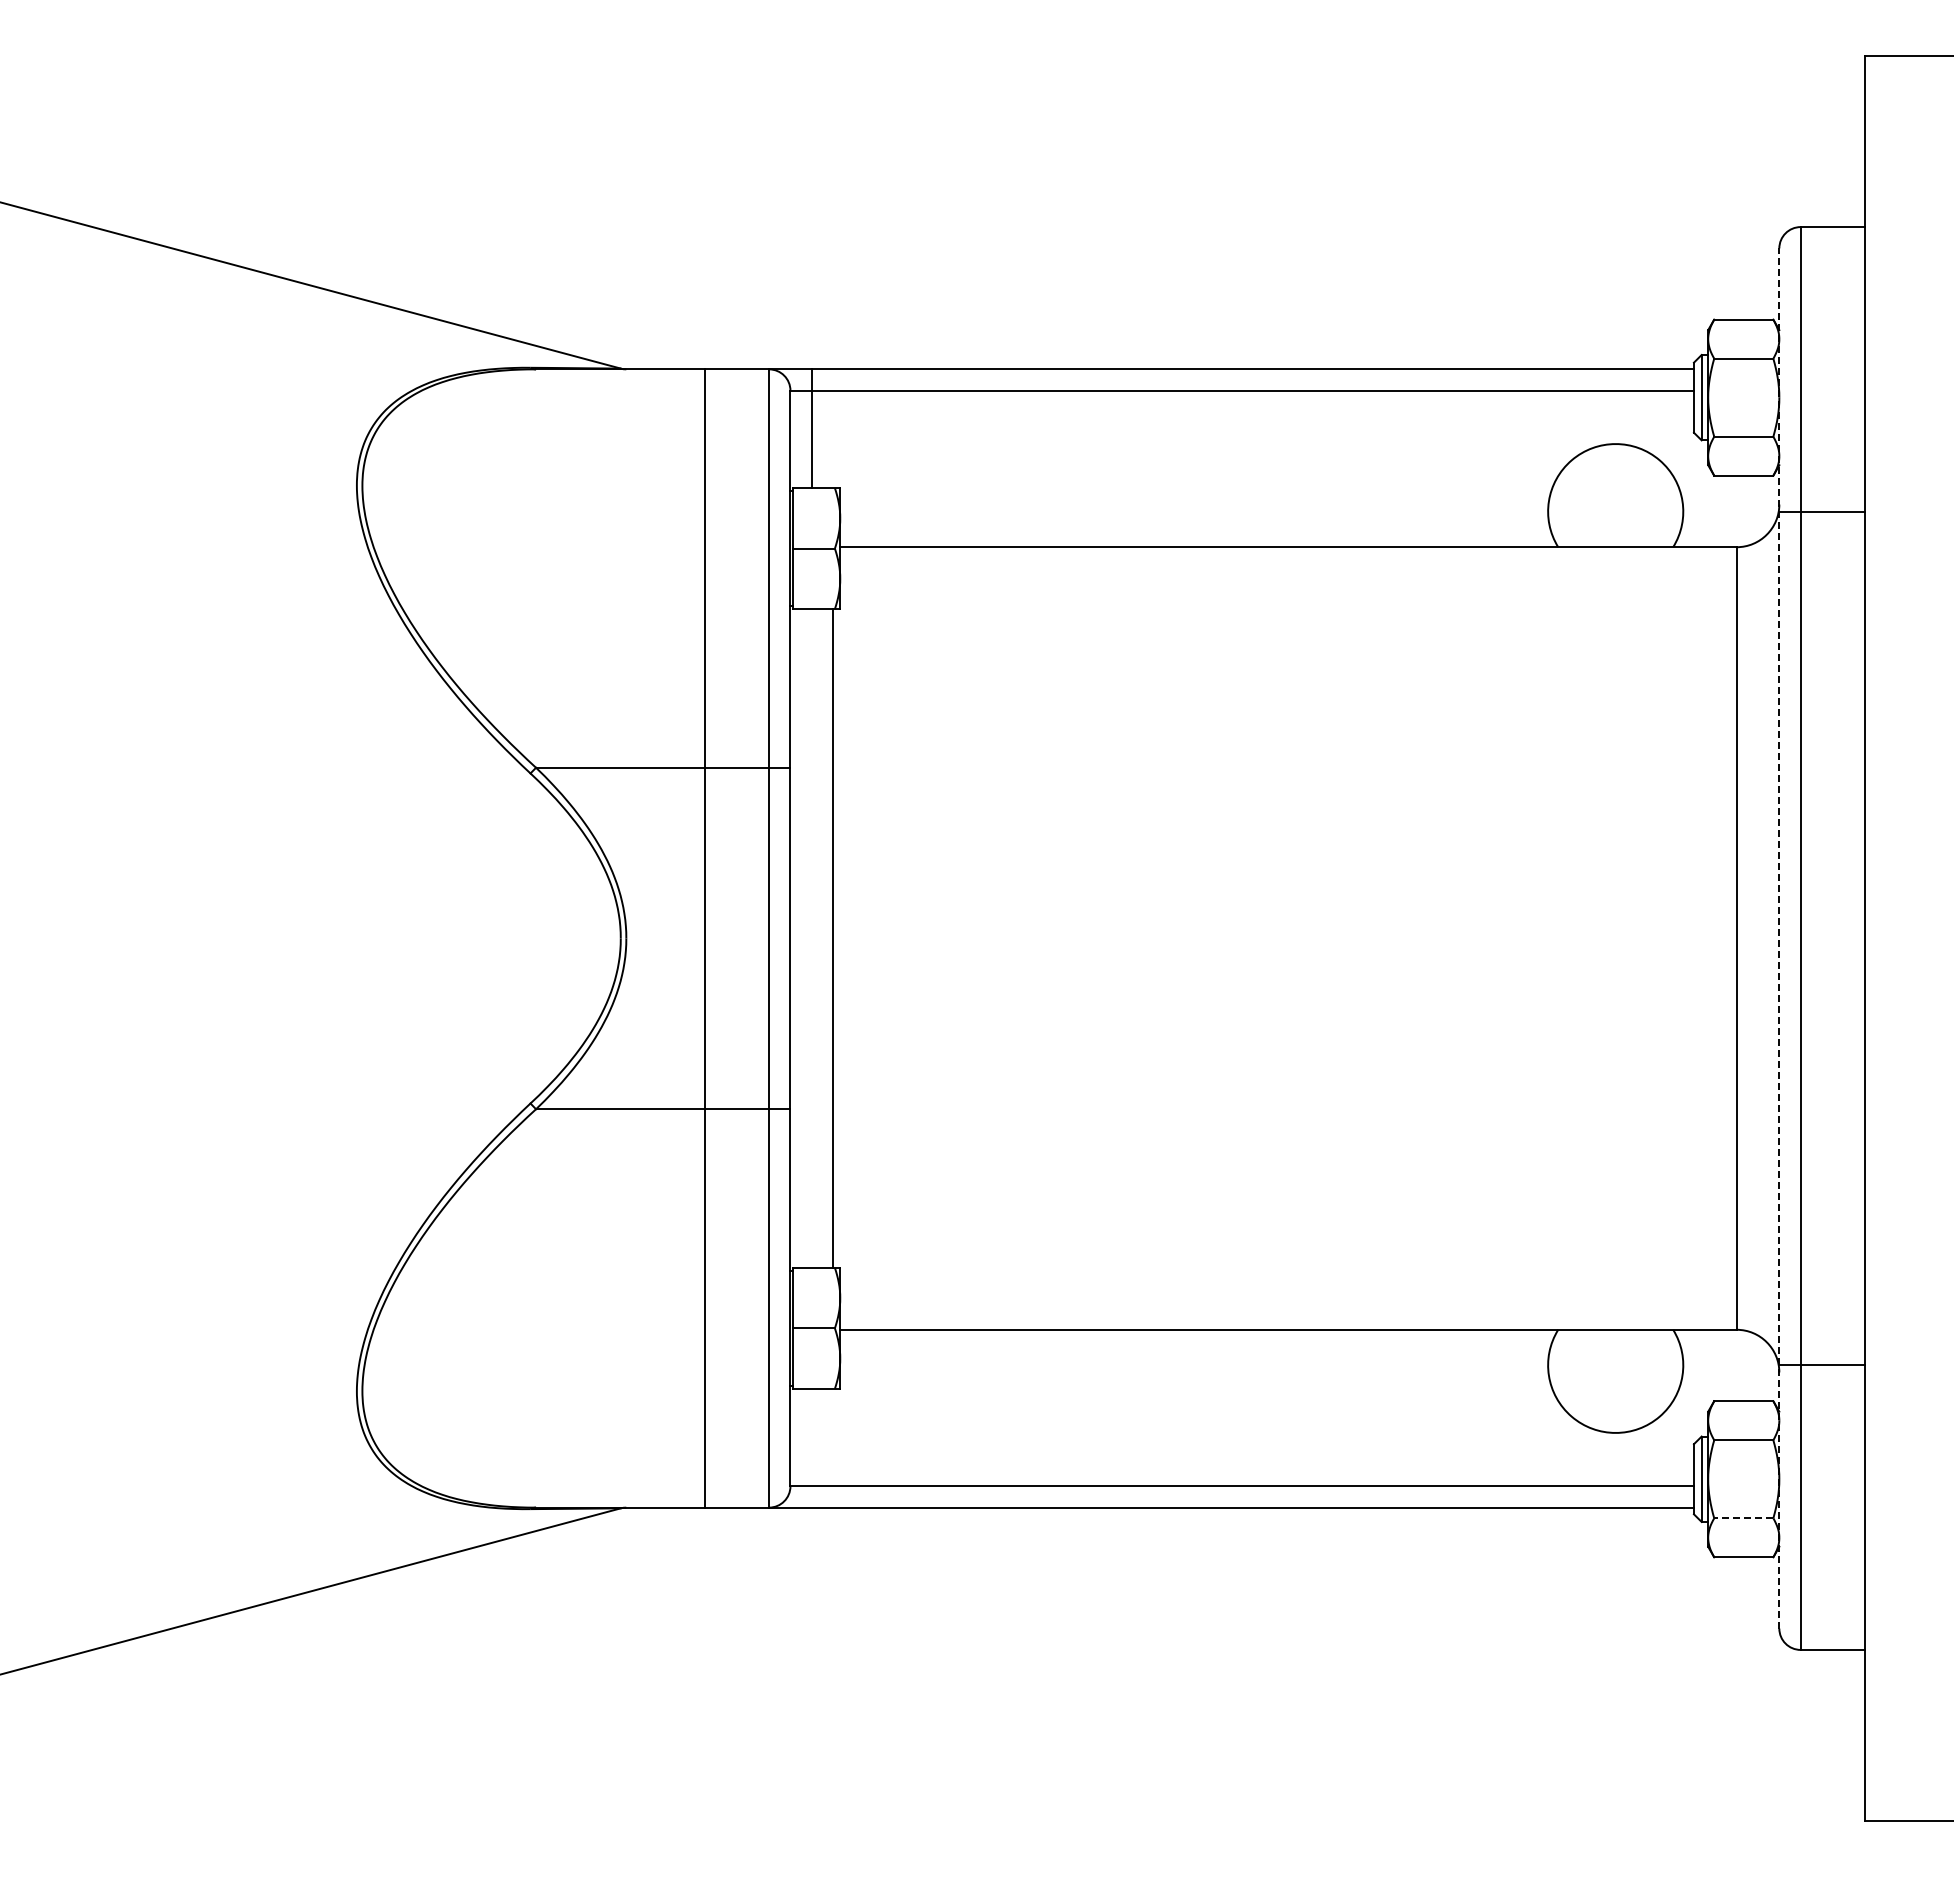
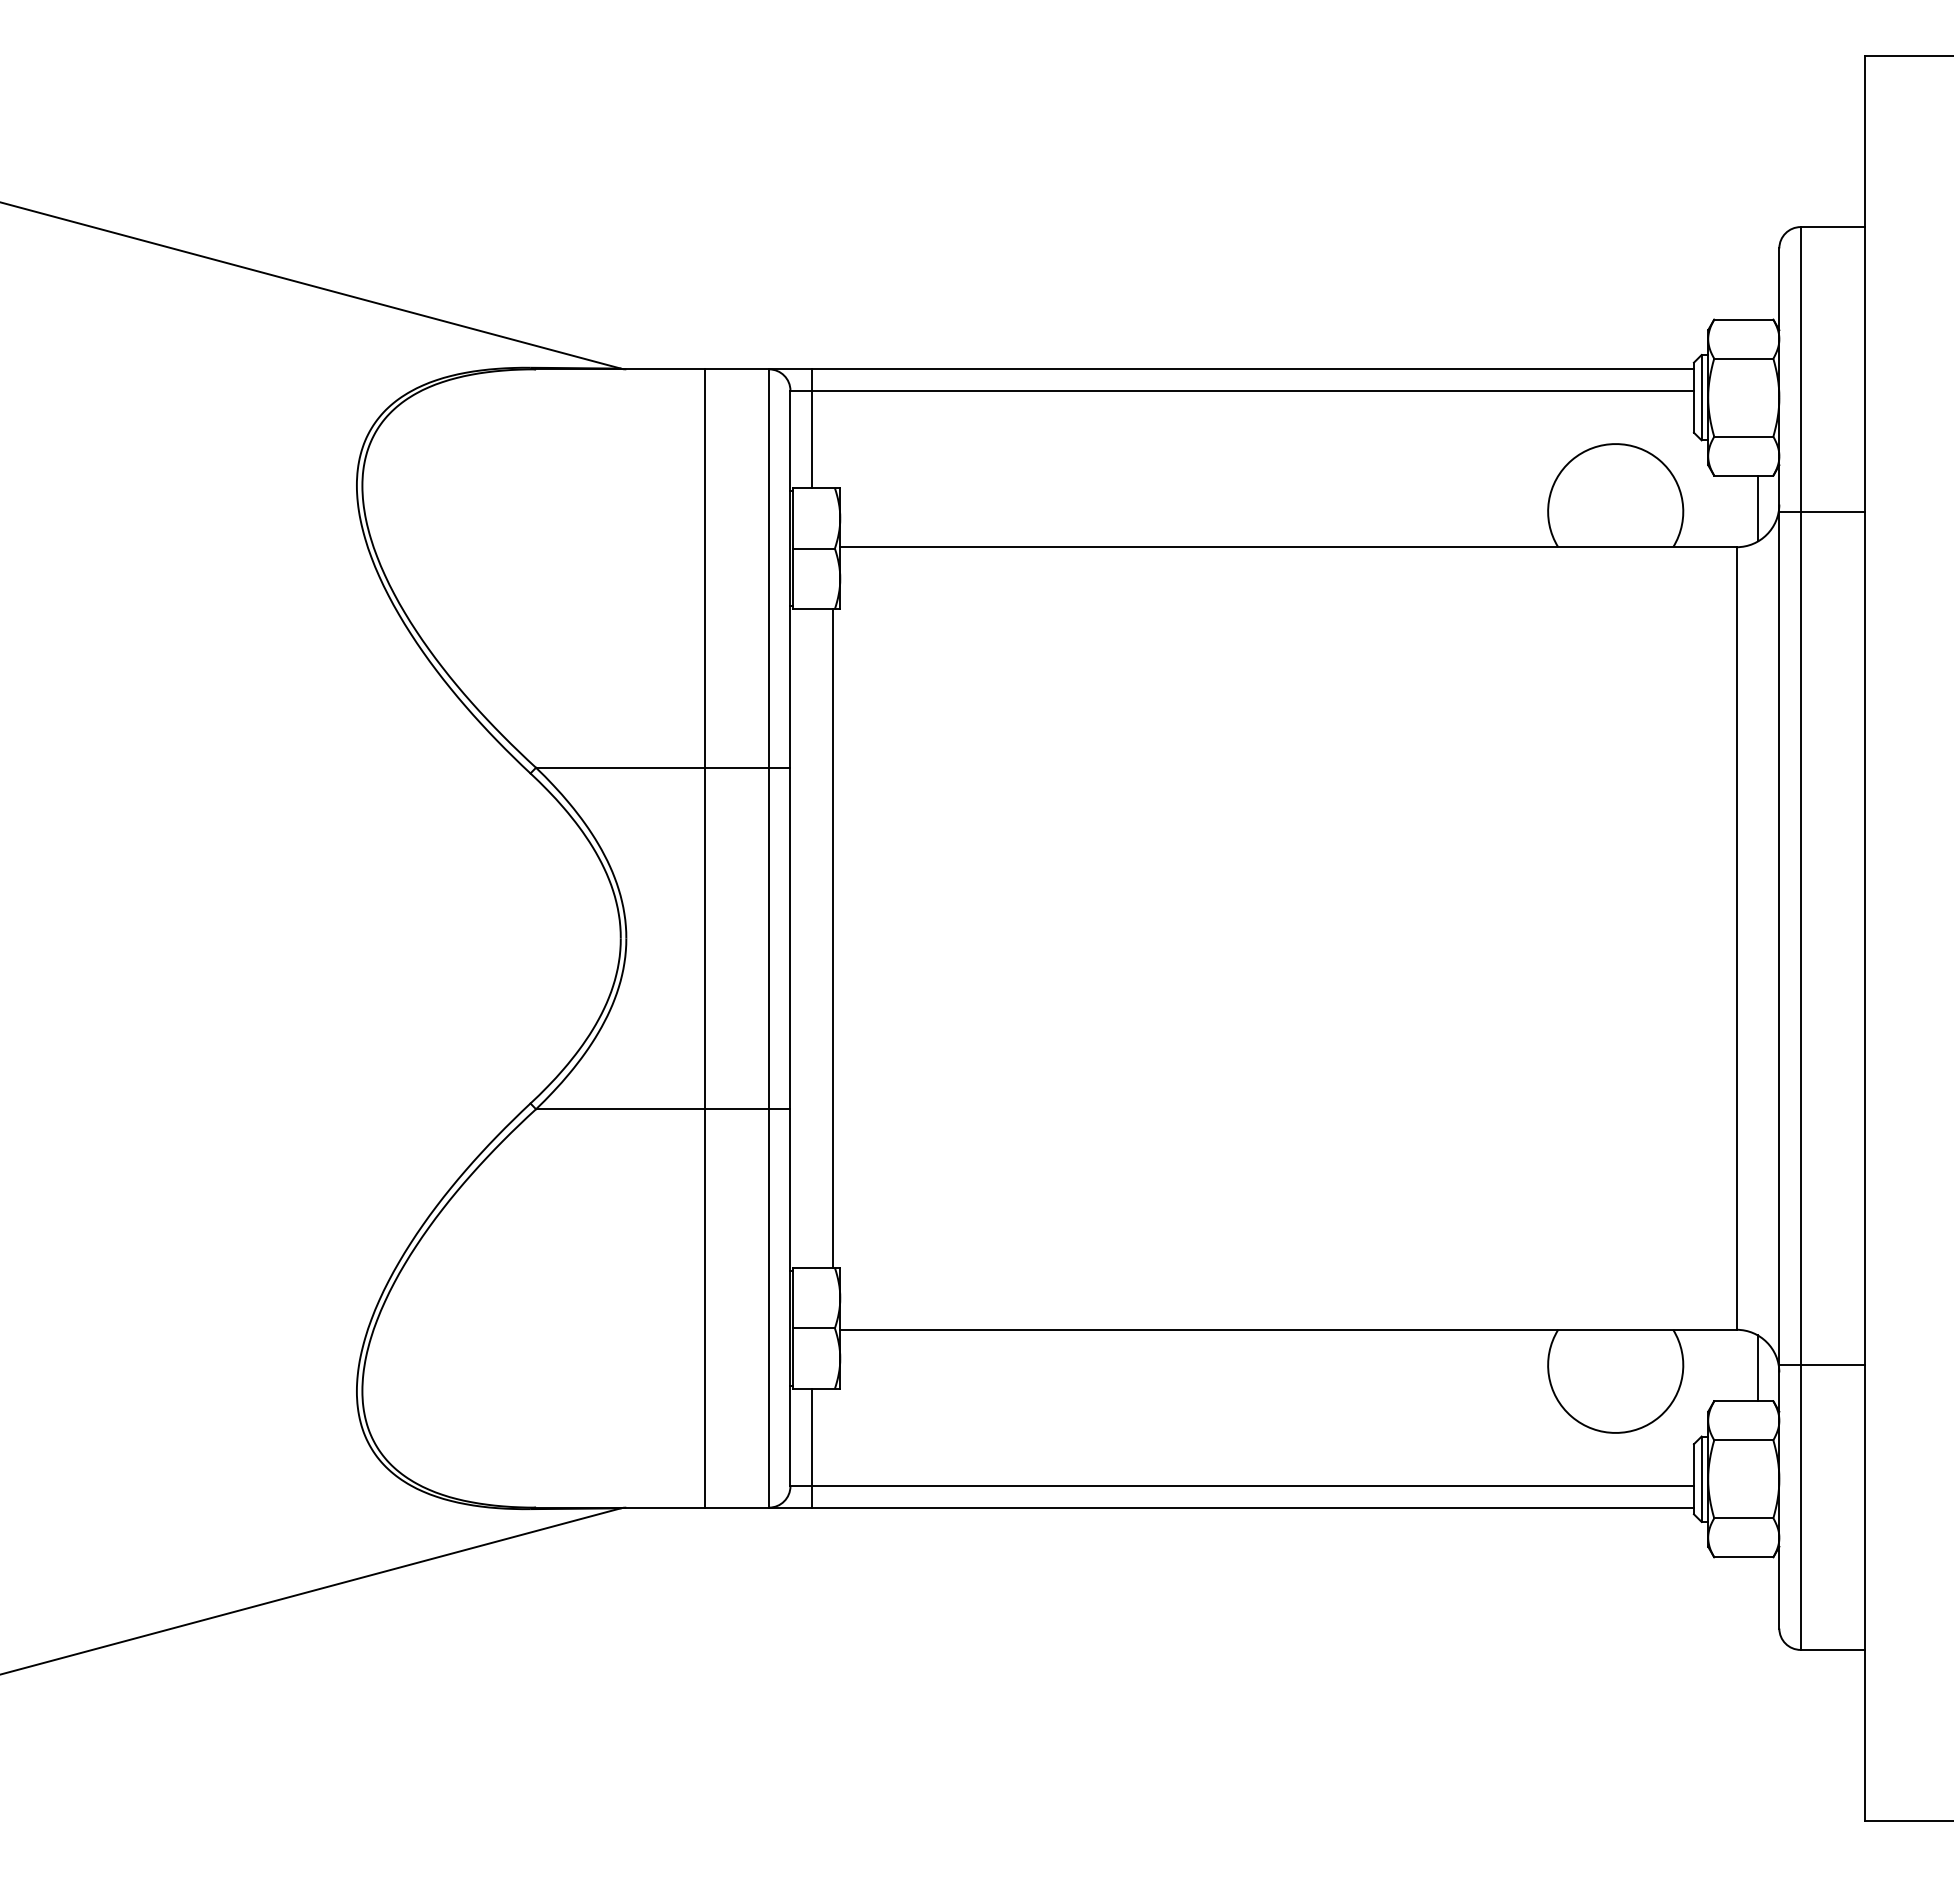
line: none -> present (1758, 508)
line: dashed -> solid (1779, 938)
line: none -> present (1758, 1368)
line: none -> present (811, 1447)
line: dashed -> solid (1743, 1518)
